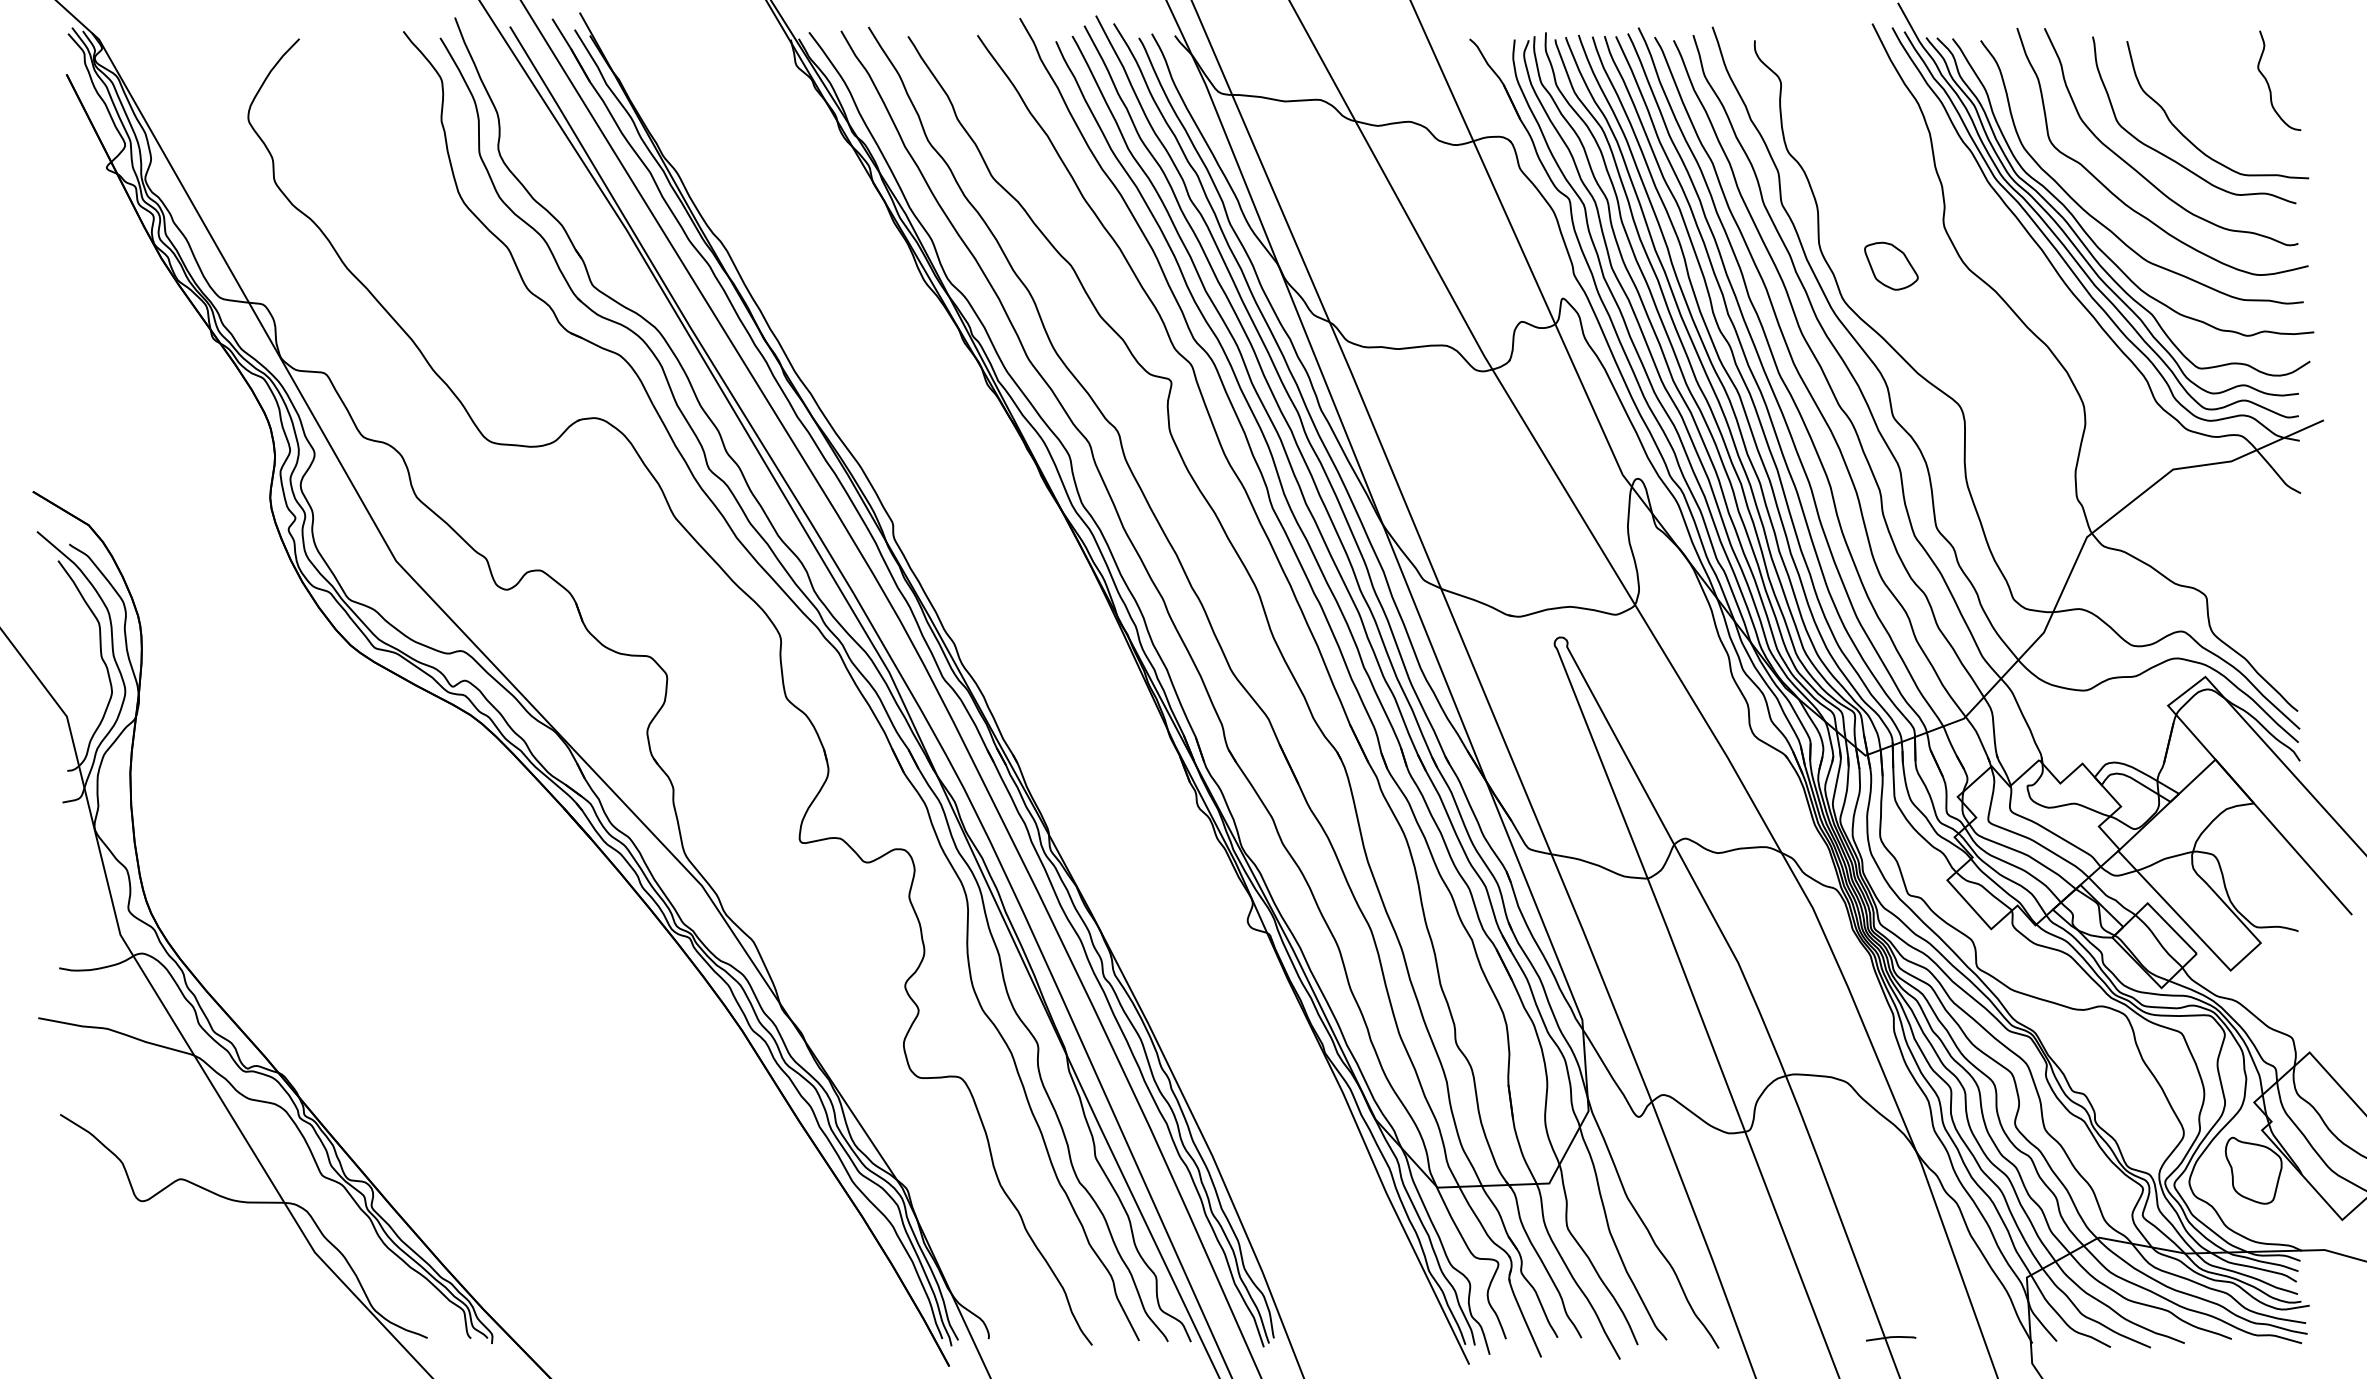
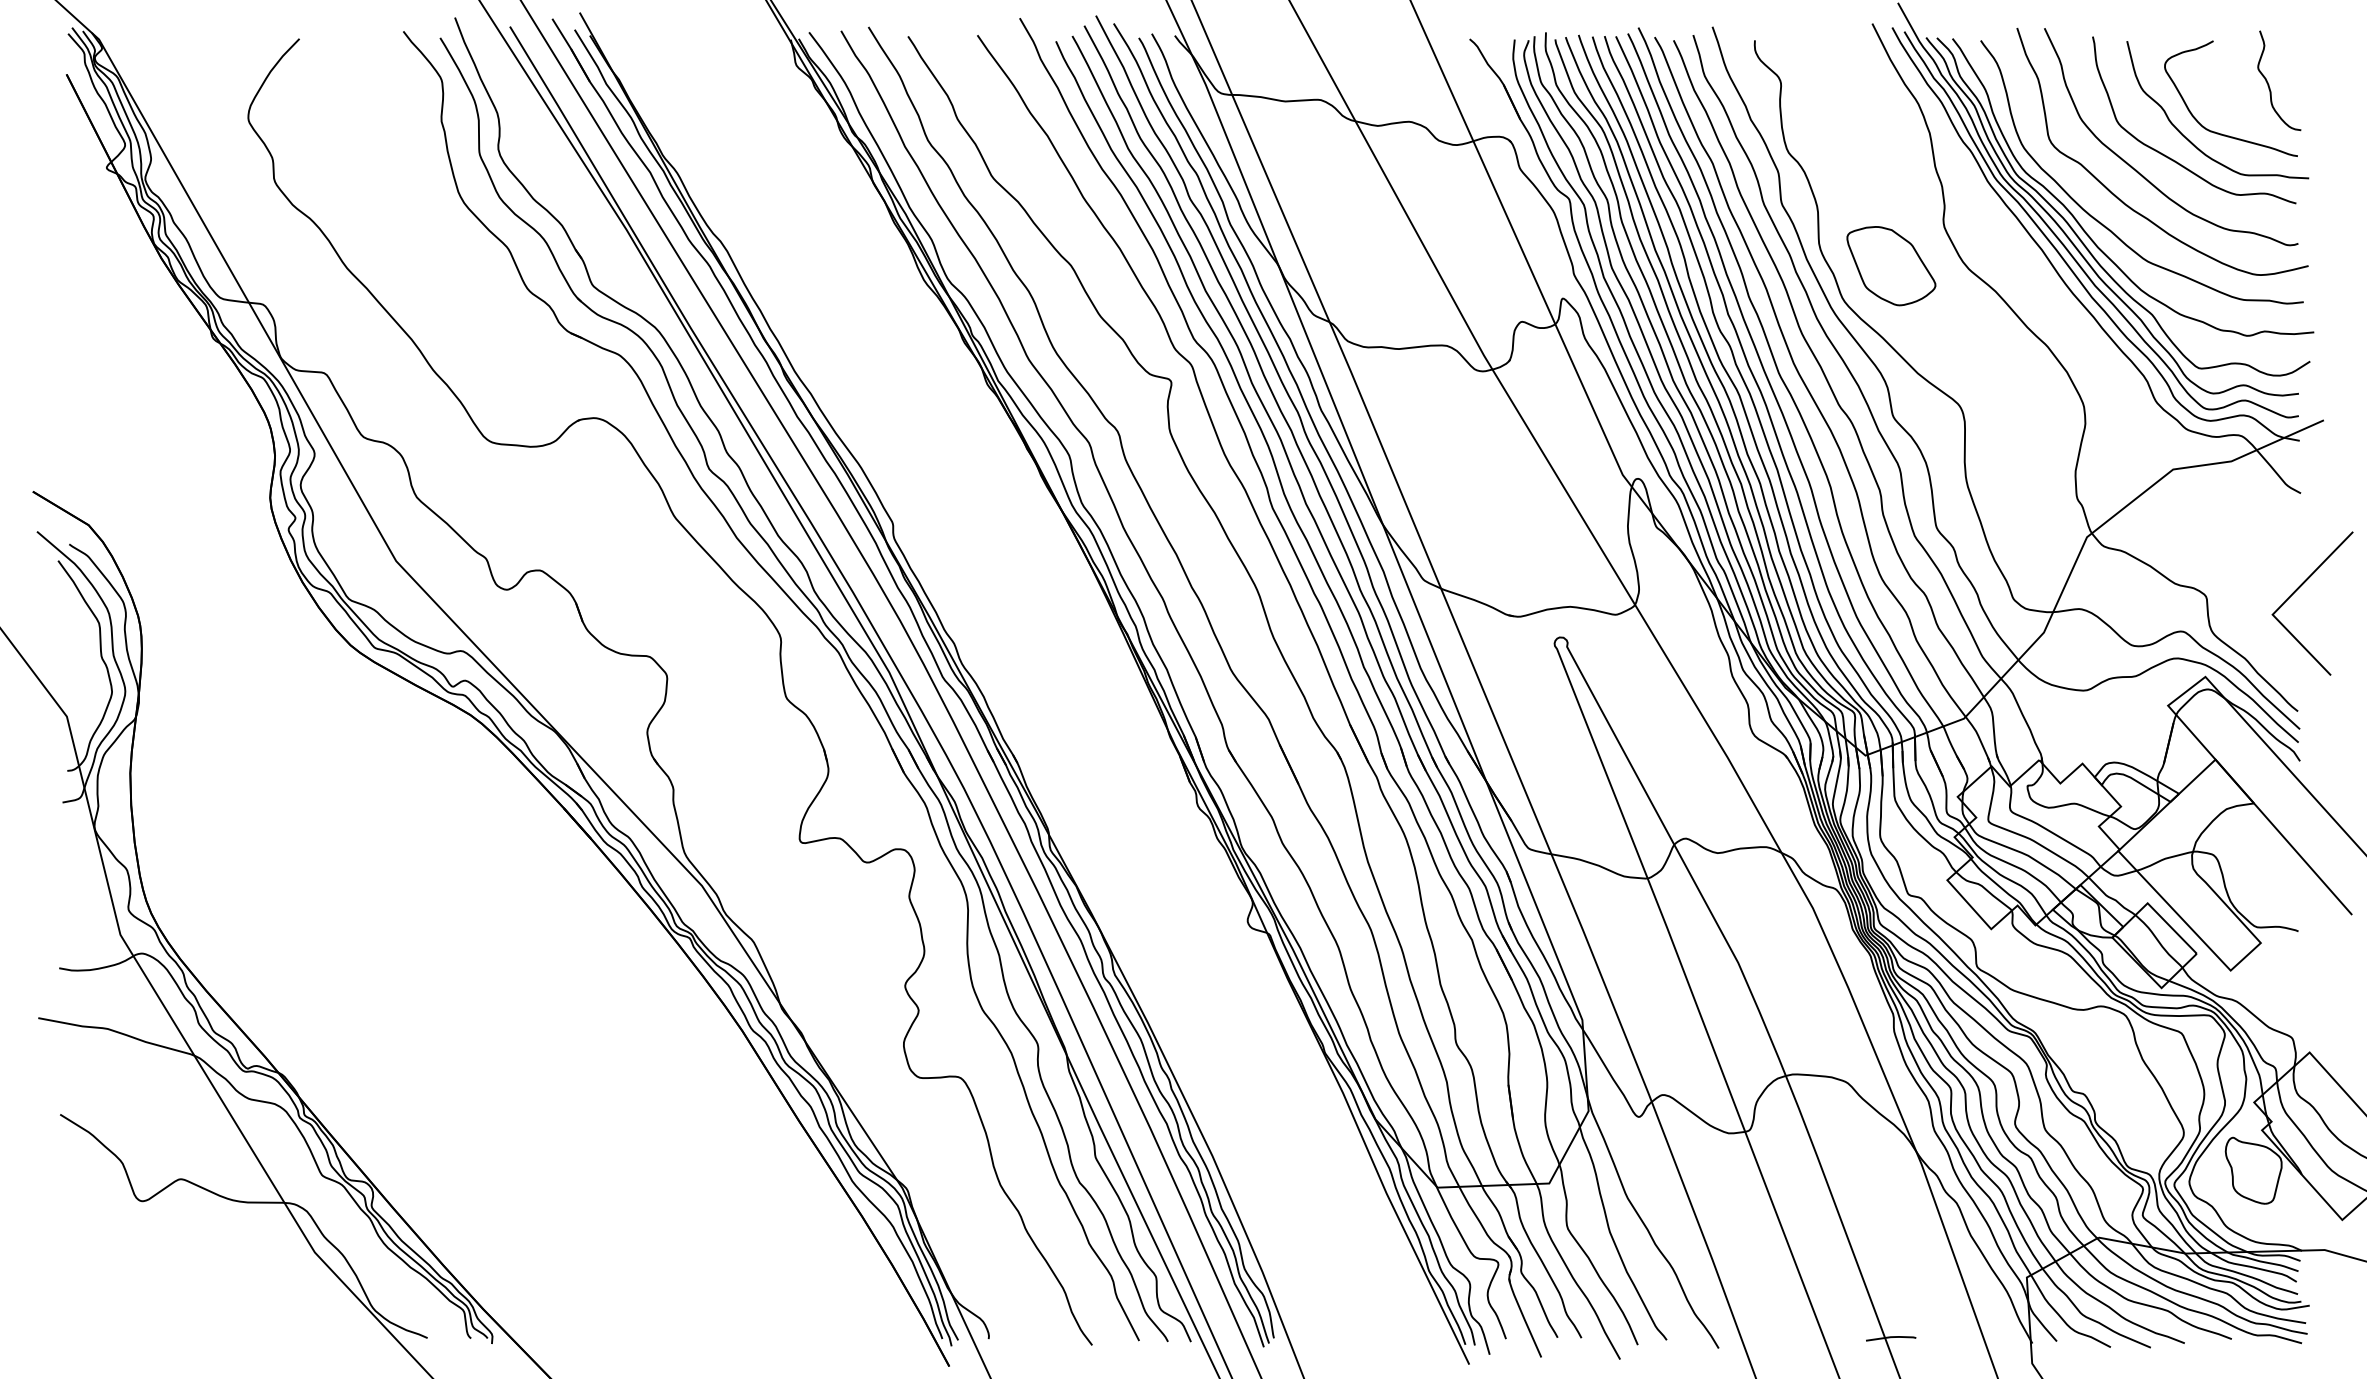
curve: none -> present (2218, 132)
part size: 55x50 px -> 91x81 px (1891, 266)
line: none -> present (2298, 589)
